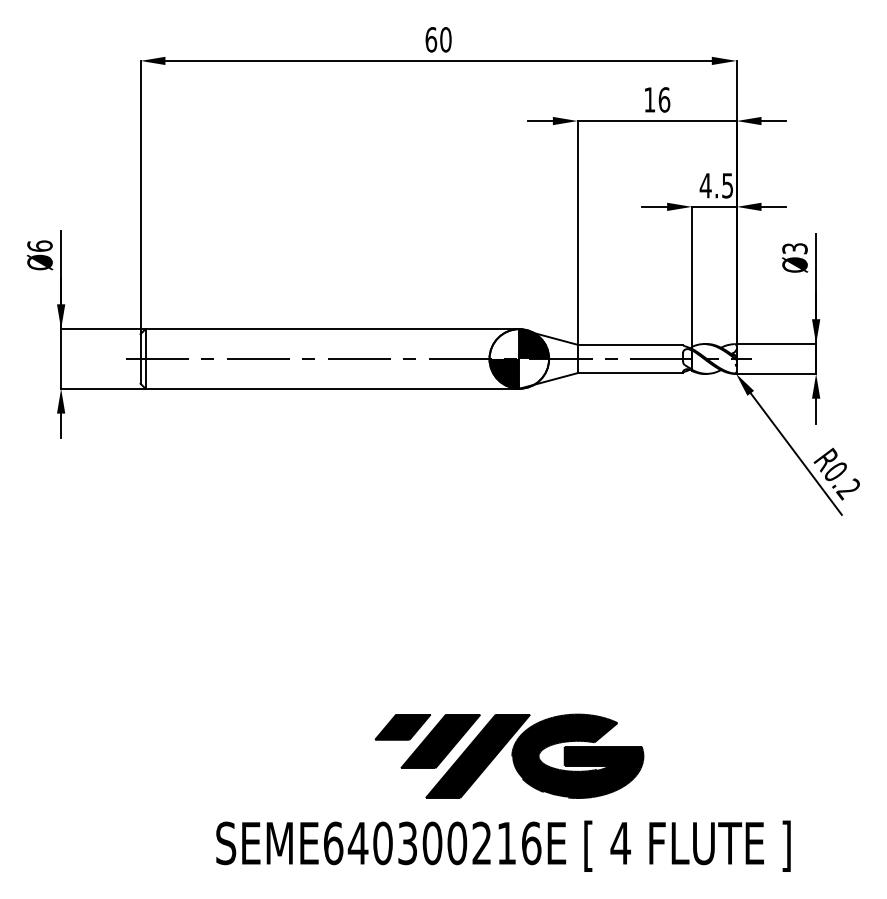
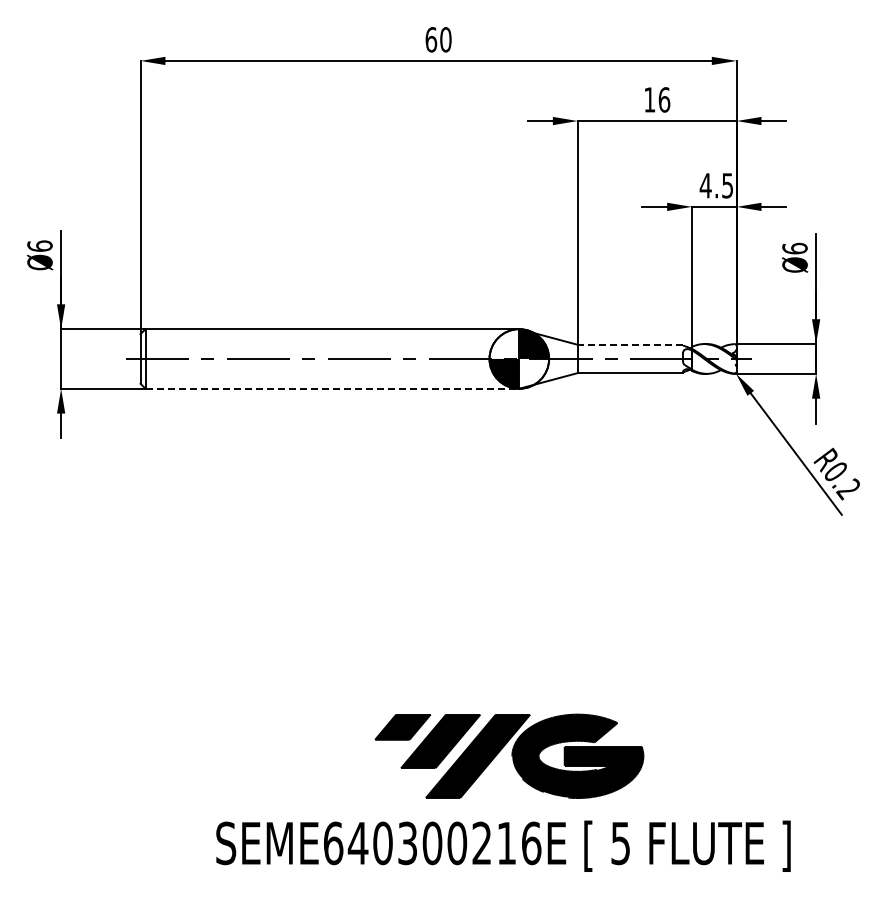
text: Ø3 -> Ø6 (794, 248)
line: solid -> dashed (630, 344)
line: solid -> dashed (332, 388)
text: 4 -> 5 (620, 843)
